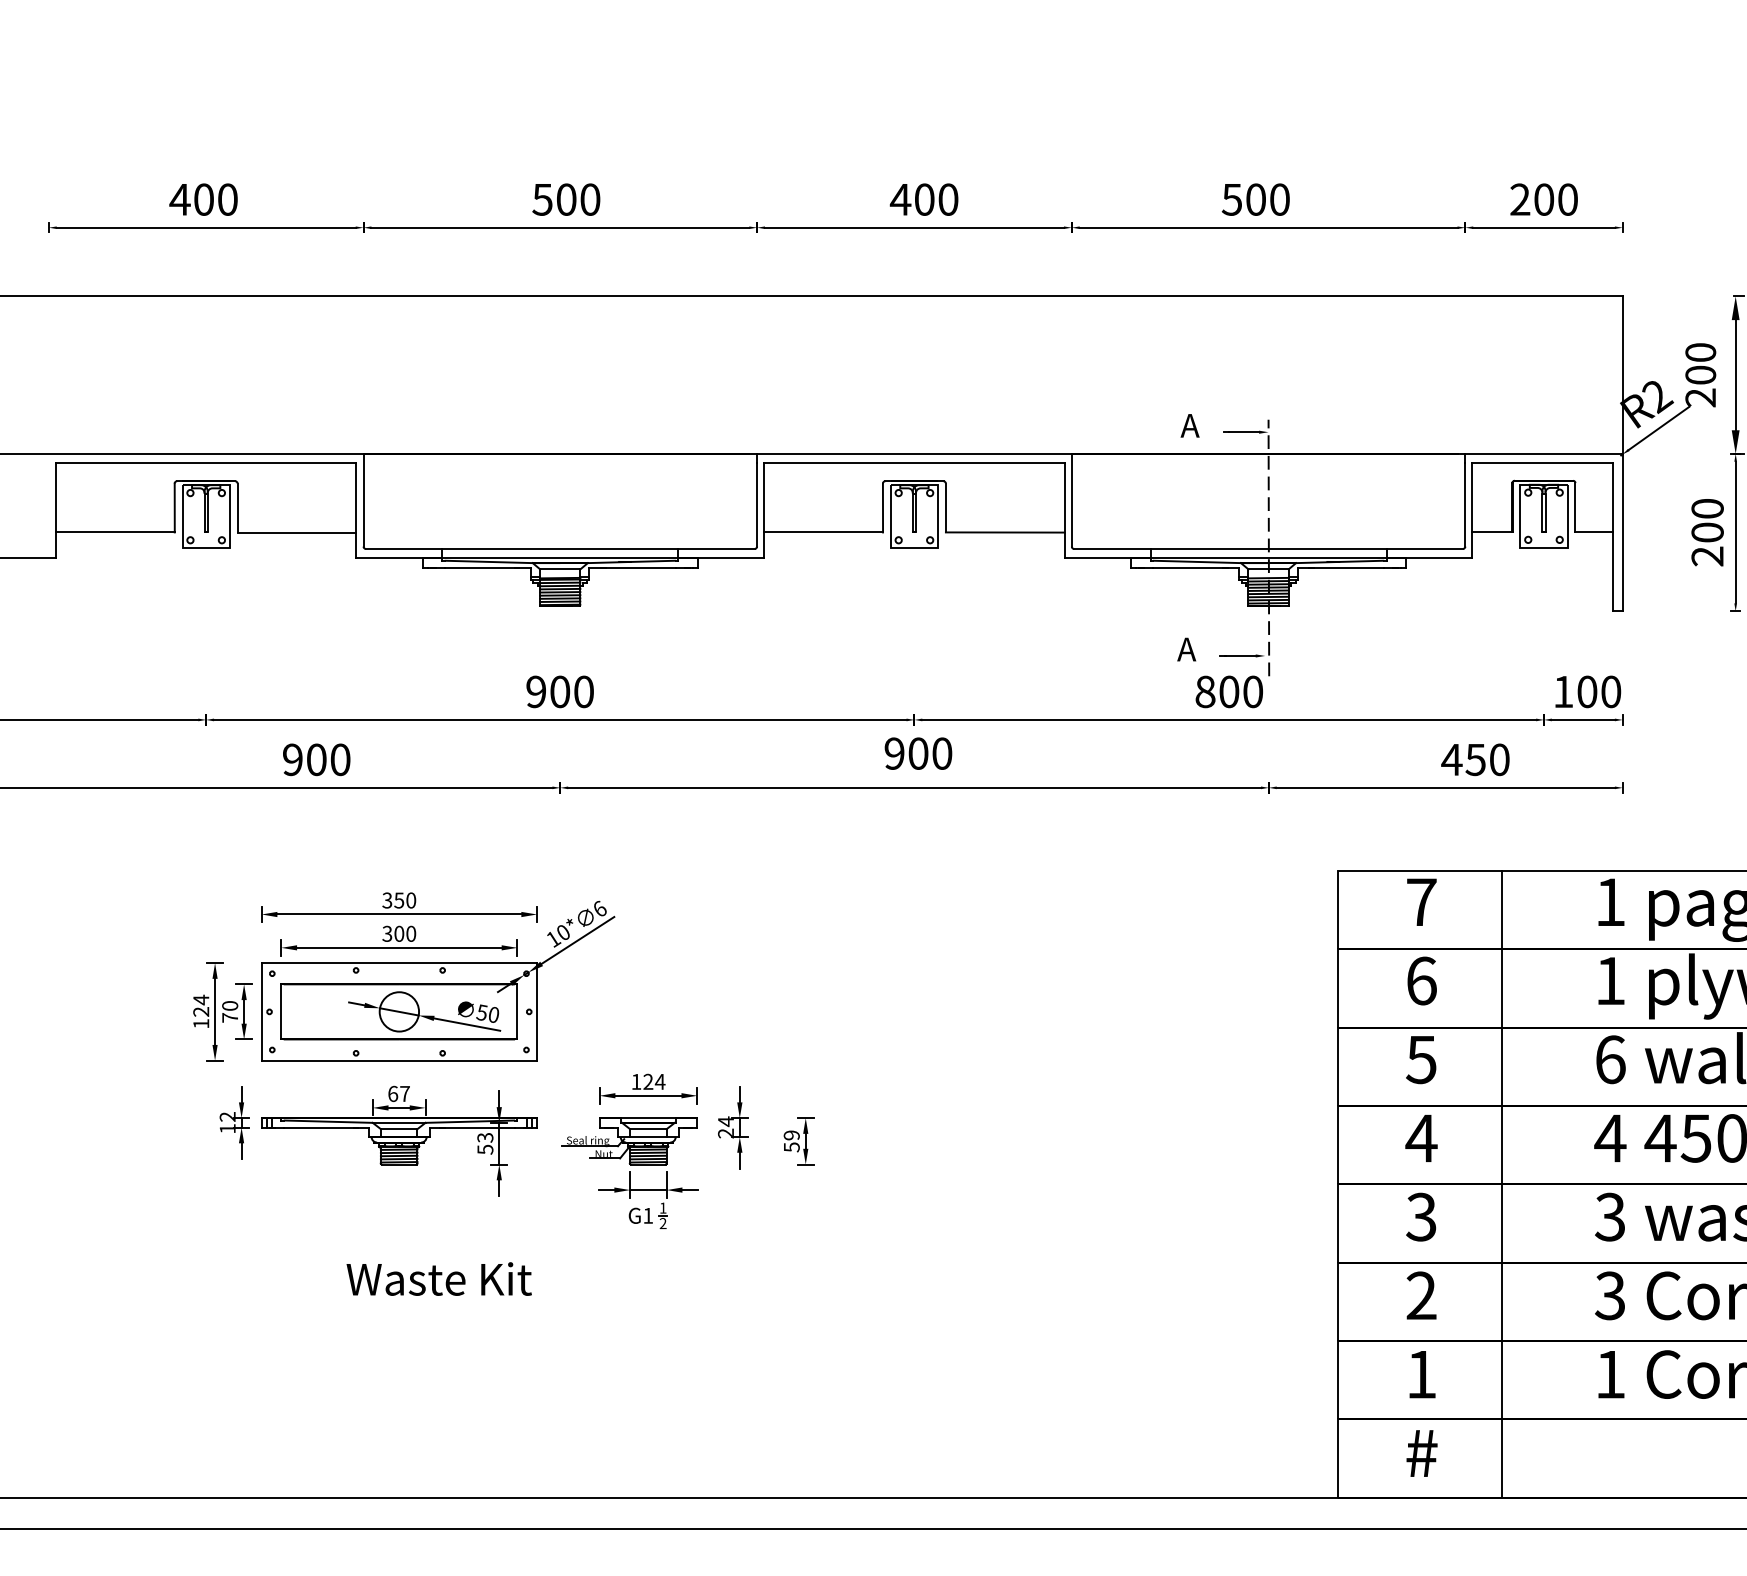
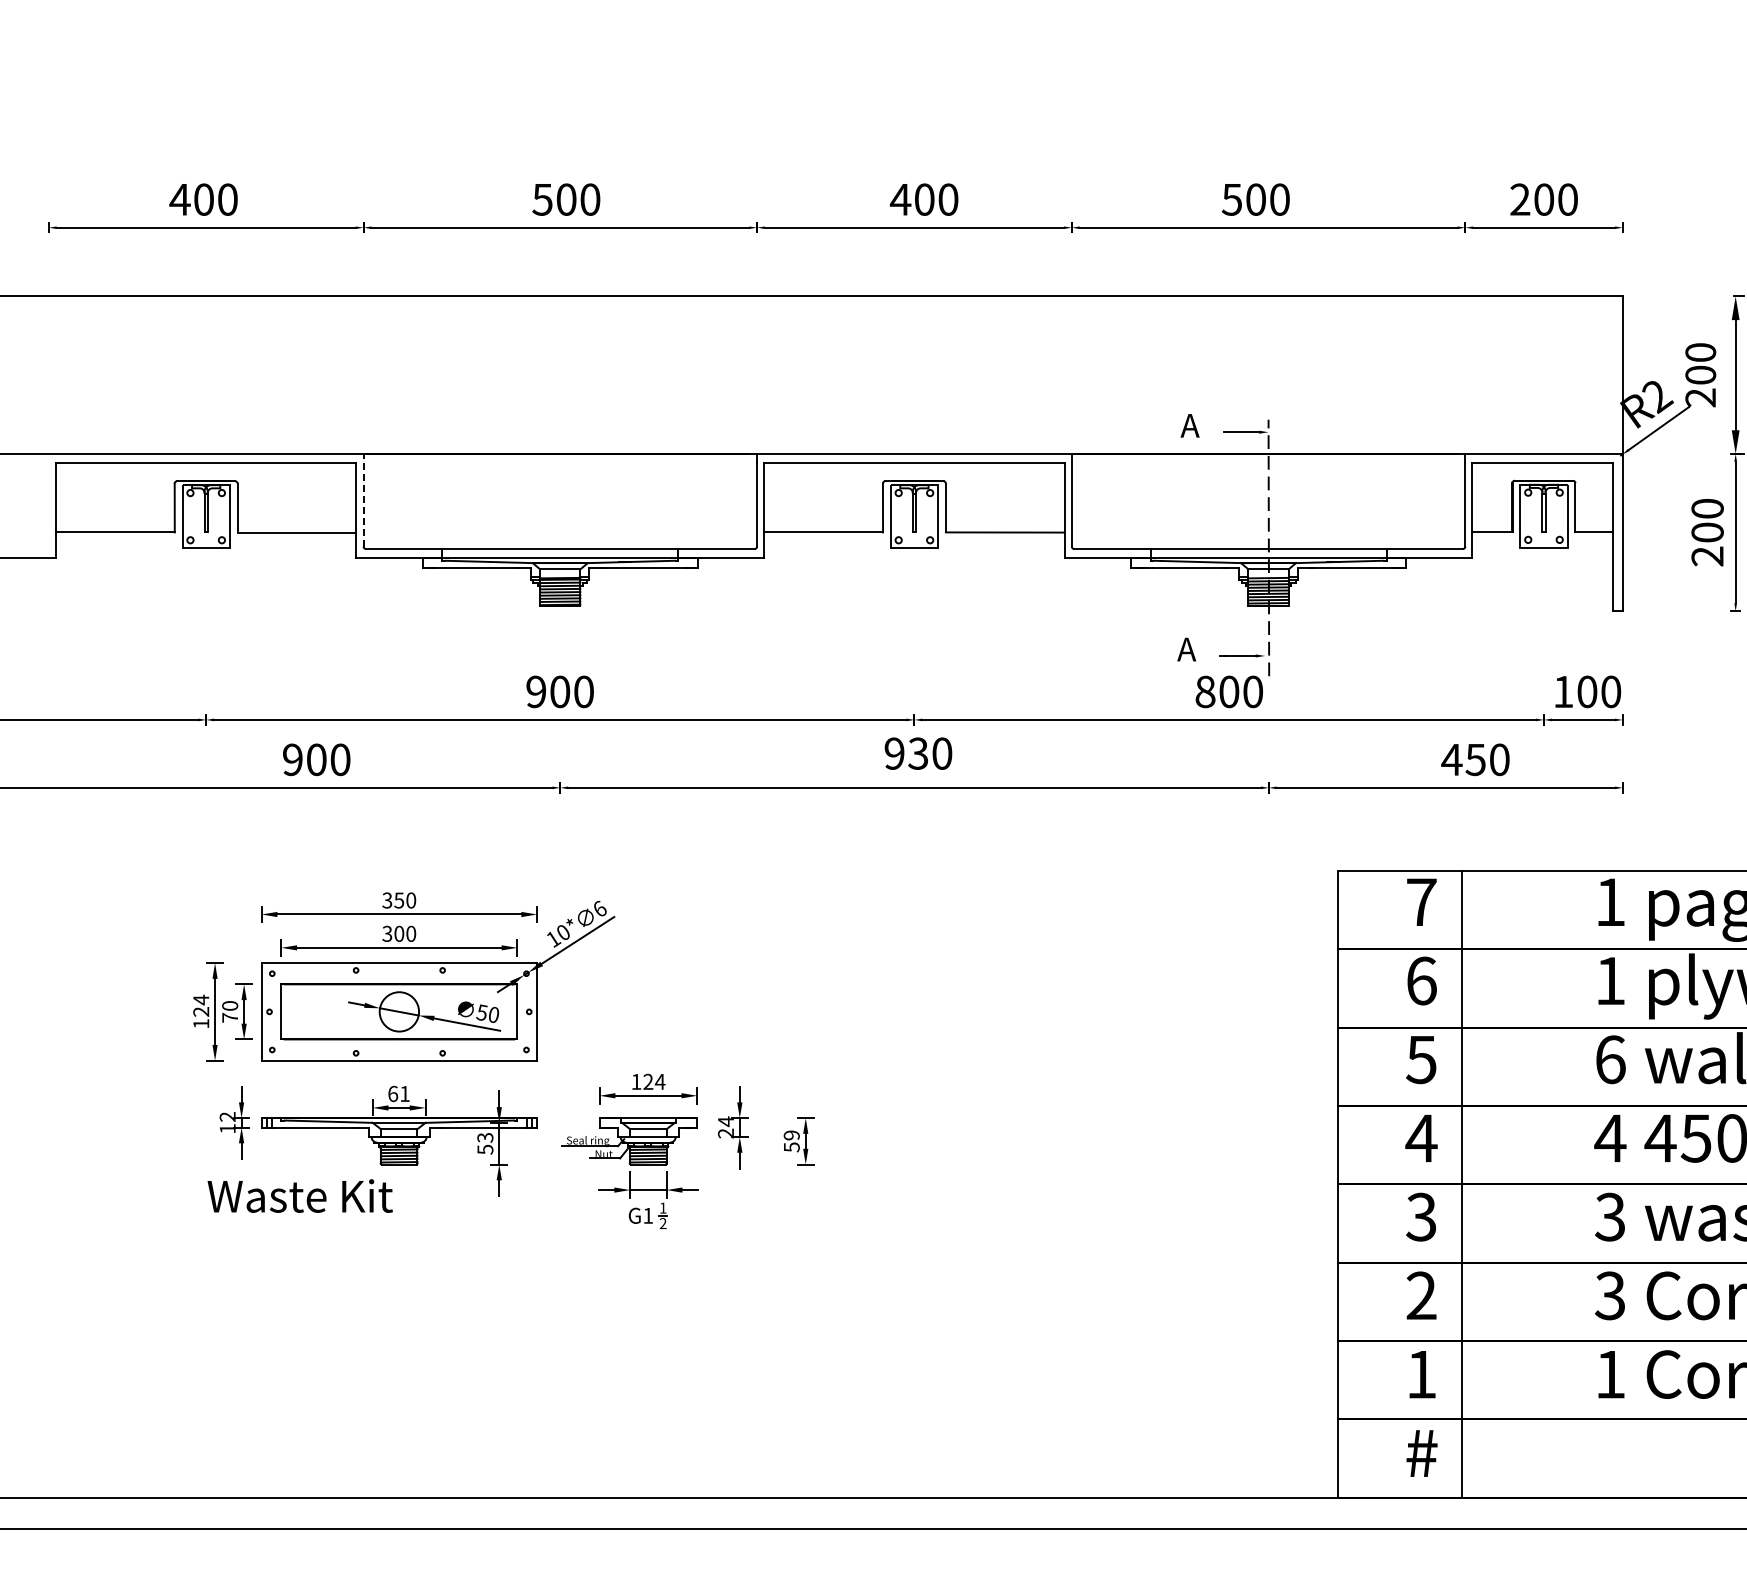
line: solid -> dashed (363, 499)
text: 900 -> 930 (918, 753)
text: 67 -> 61 (404, 1093)
line position: (1501, 1183) -> (1461, 1183) (1461, 1183)
text position: (438, 1278) -> (299, 1195) (299, 1195)
